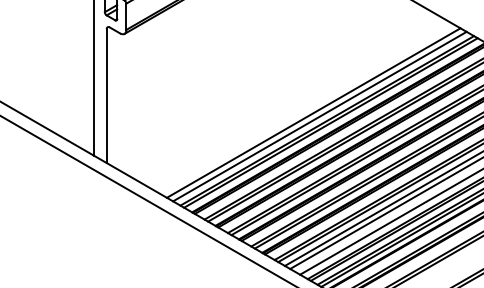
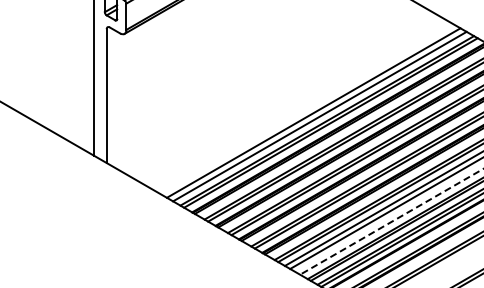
line: present -> none (147, 200)
line: solid -> dashed (391, 221)
